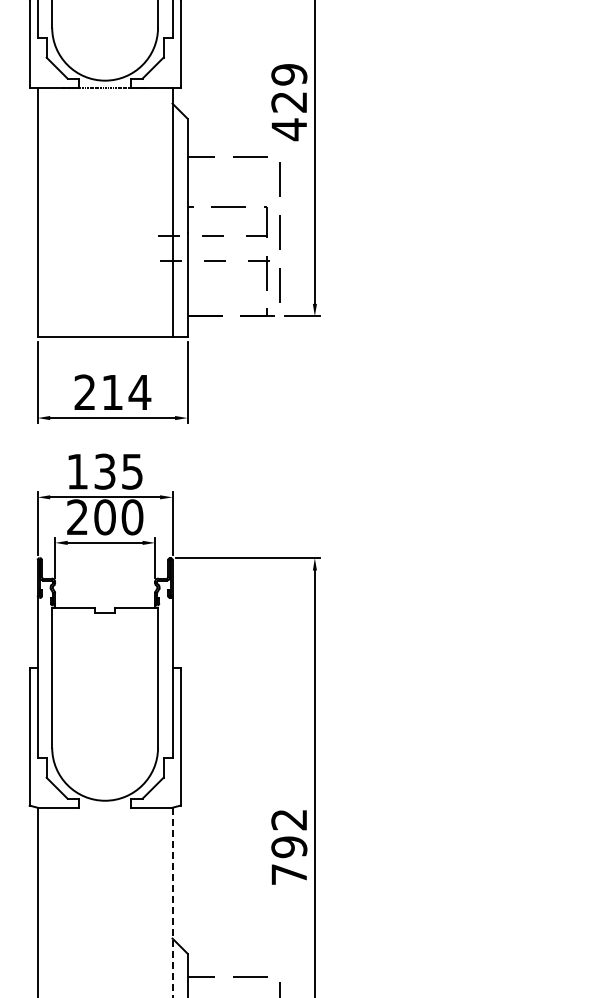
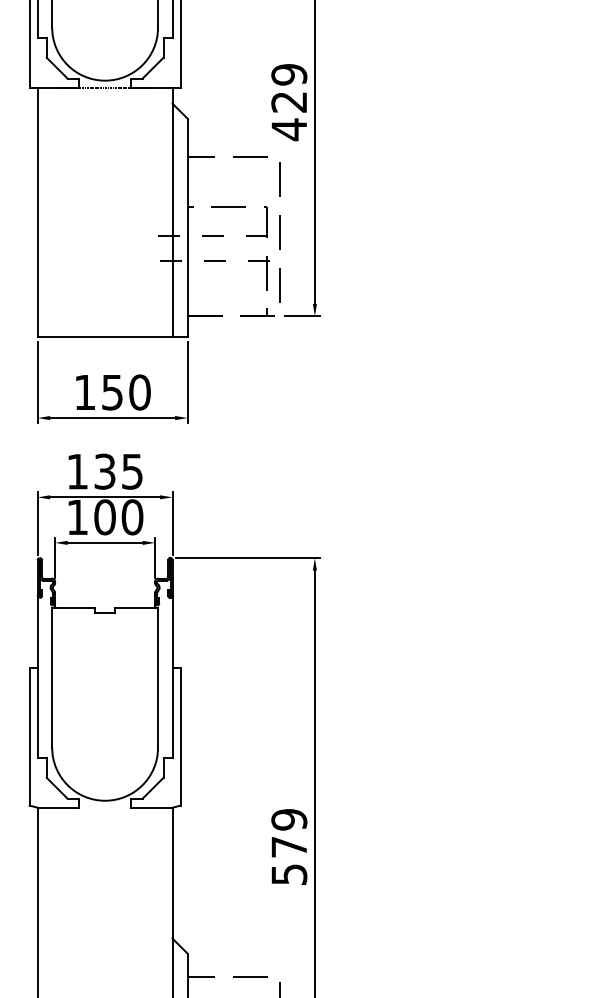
text: 214 -> 150 (112, 392)
text: 200 -> 100 (77, 516)
text: 792 -> 579 (289, 846)
line: dashed -> solid (172, 902)
